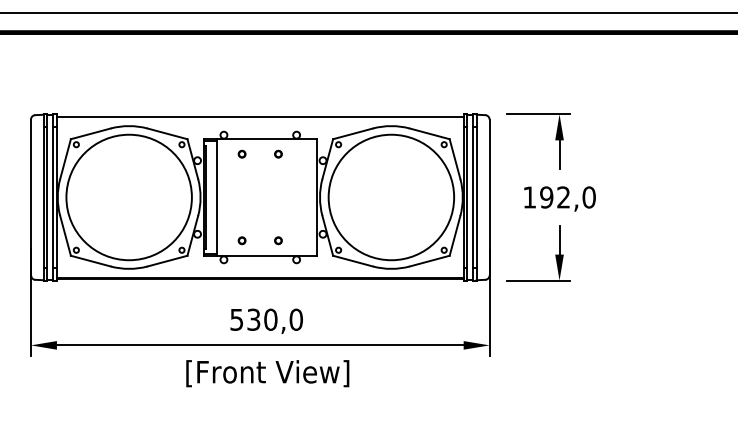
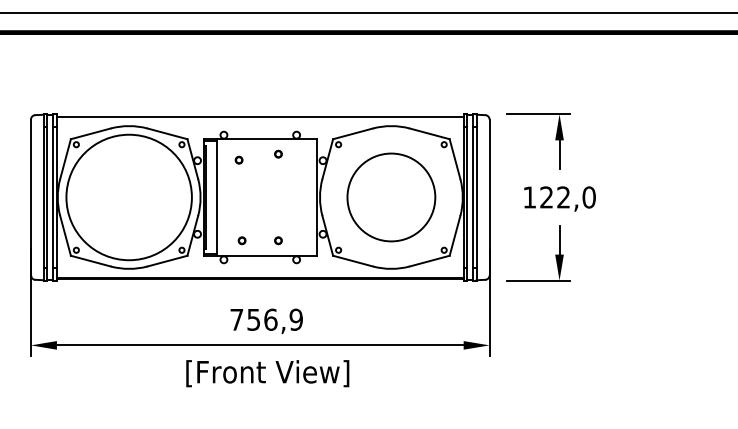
part position: (241, 153) -> (238, 159) (238, 159)
circle diameter: 125 px -> 88 px (391, 197)
text: 192,0 -> 122,0 (546, 197)
text: 530,0 -> 756,9 (266, 319)
